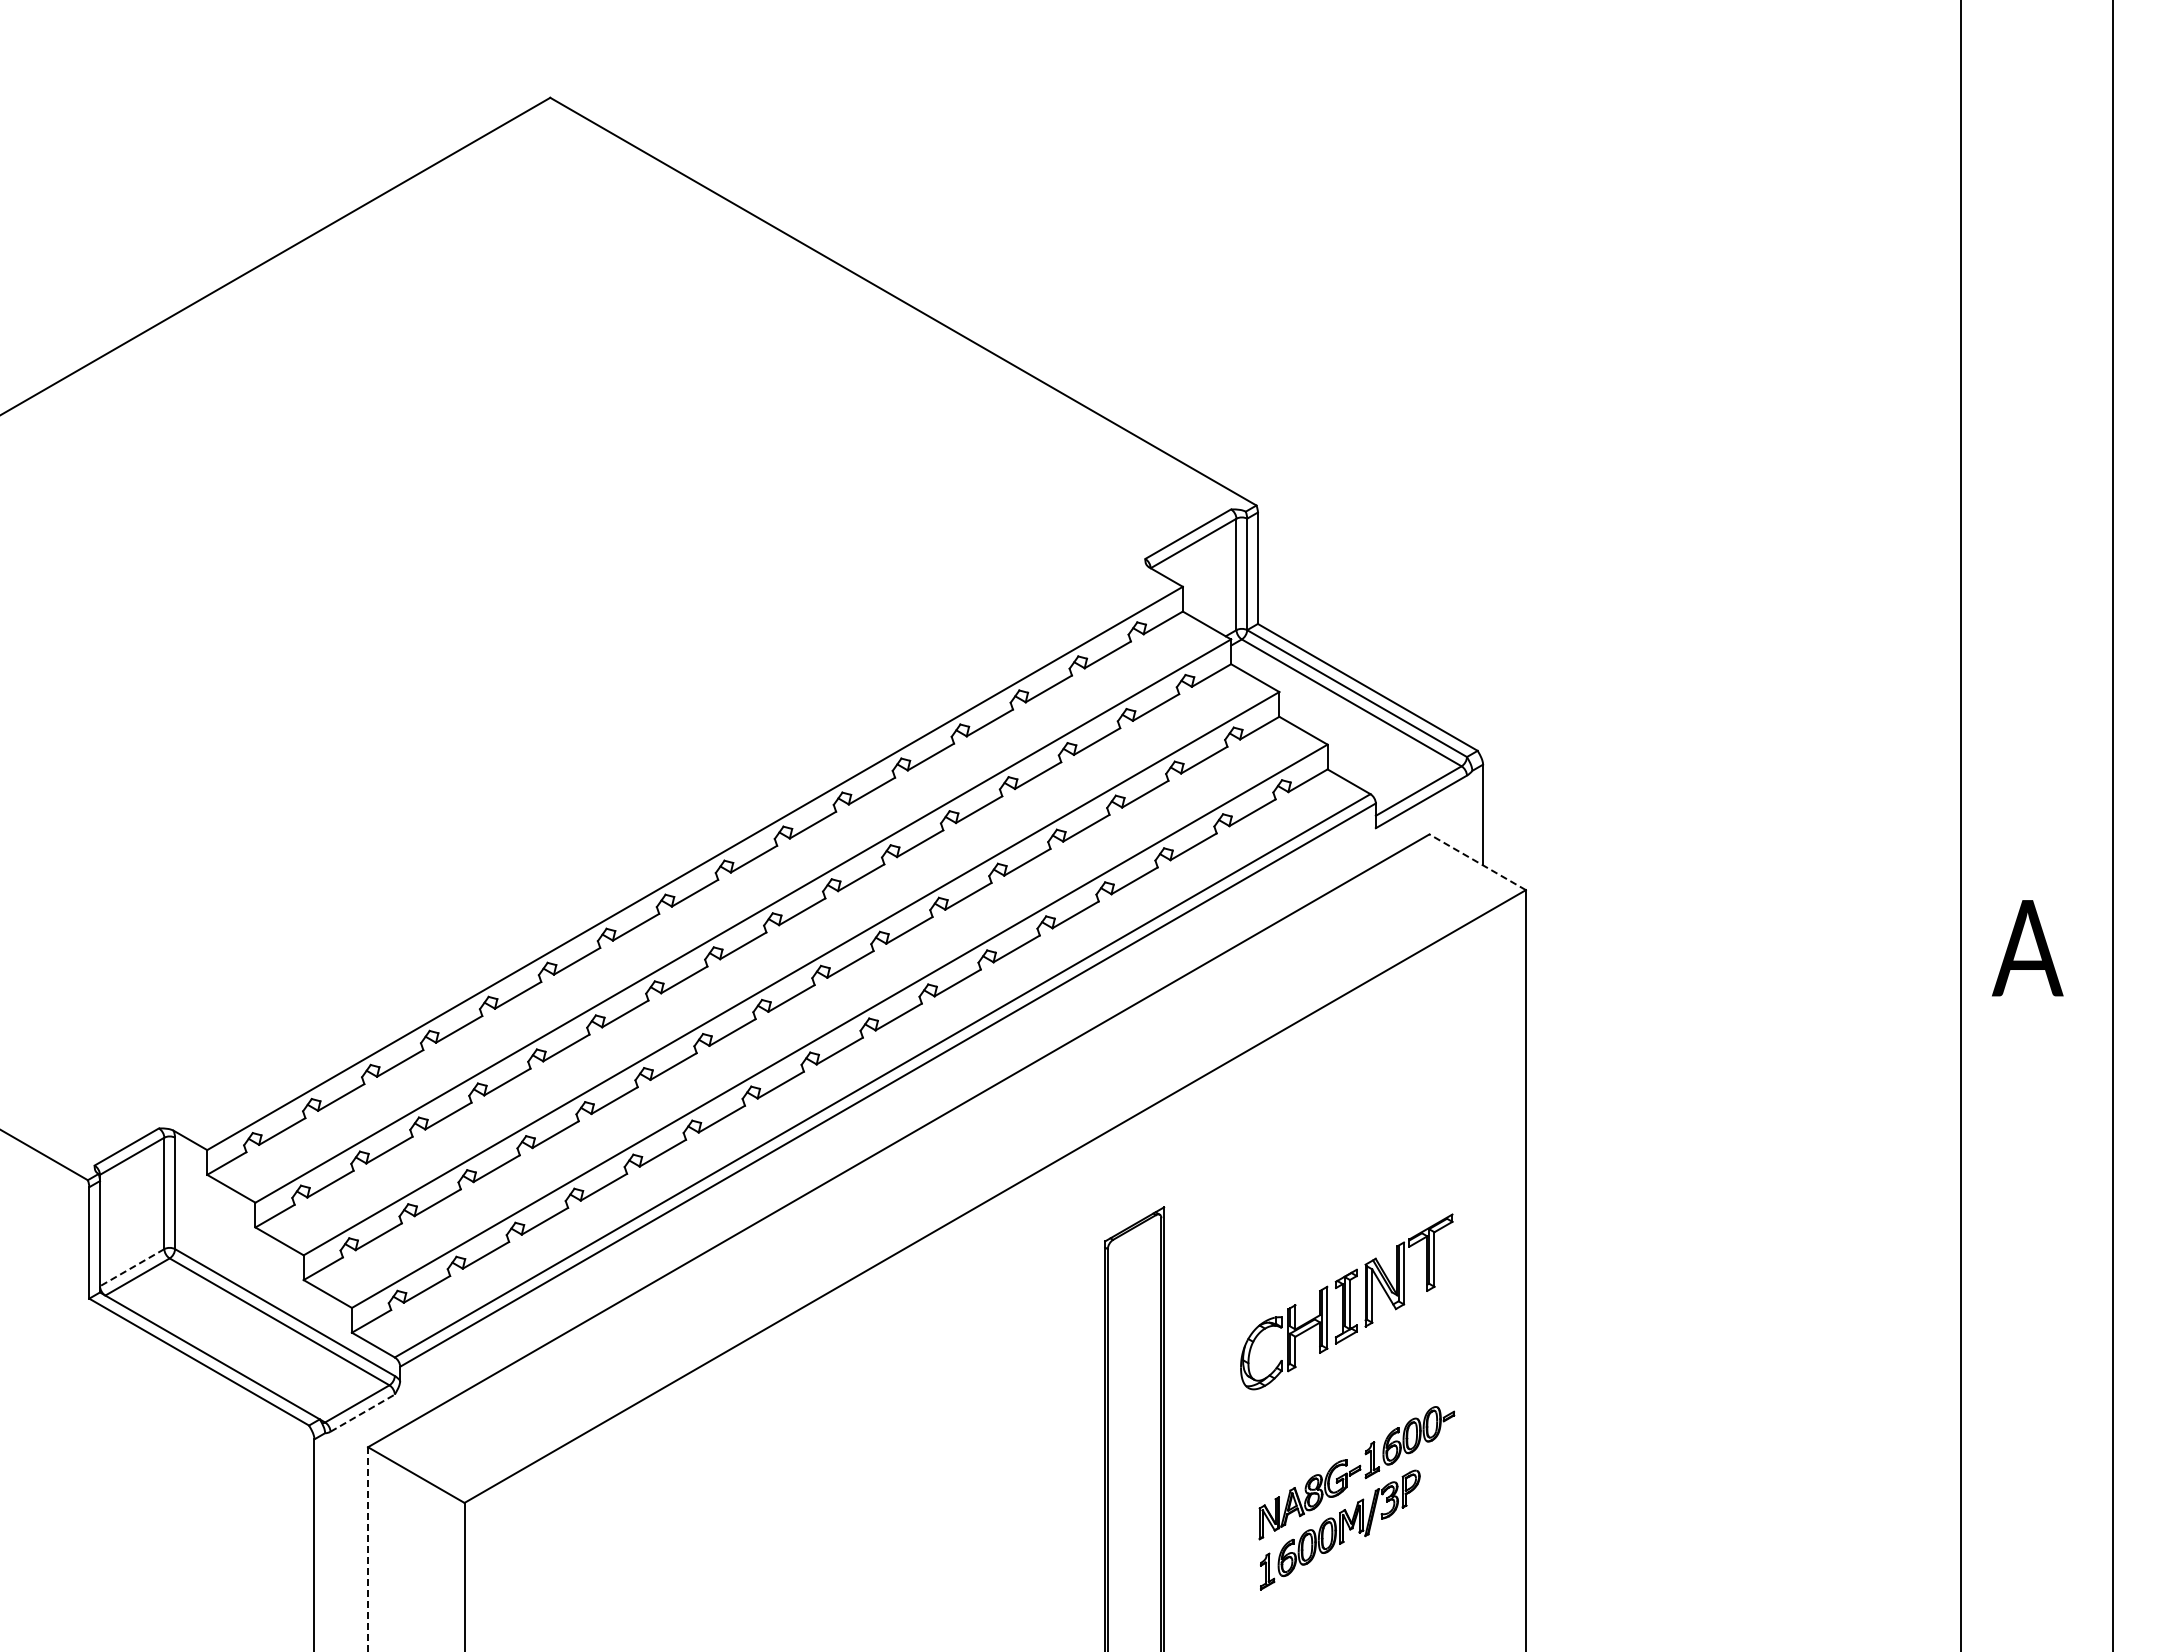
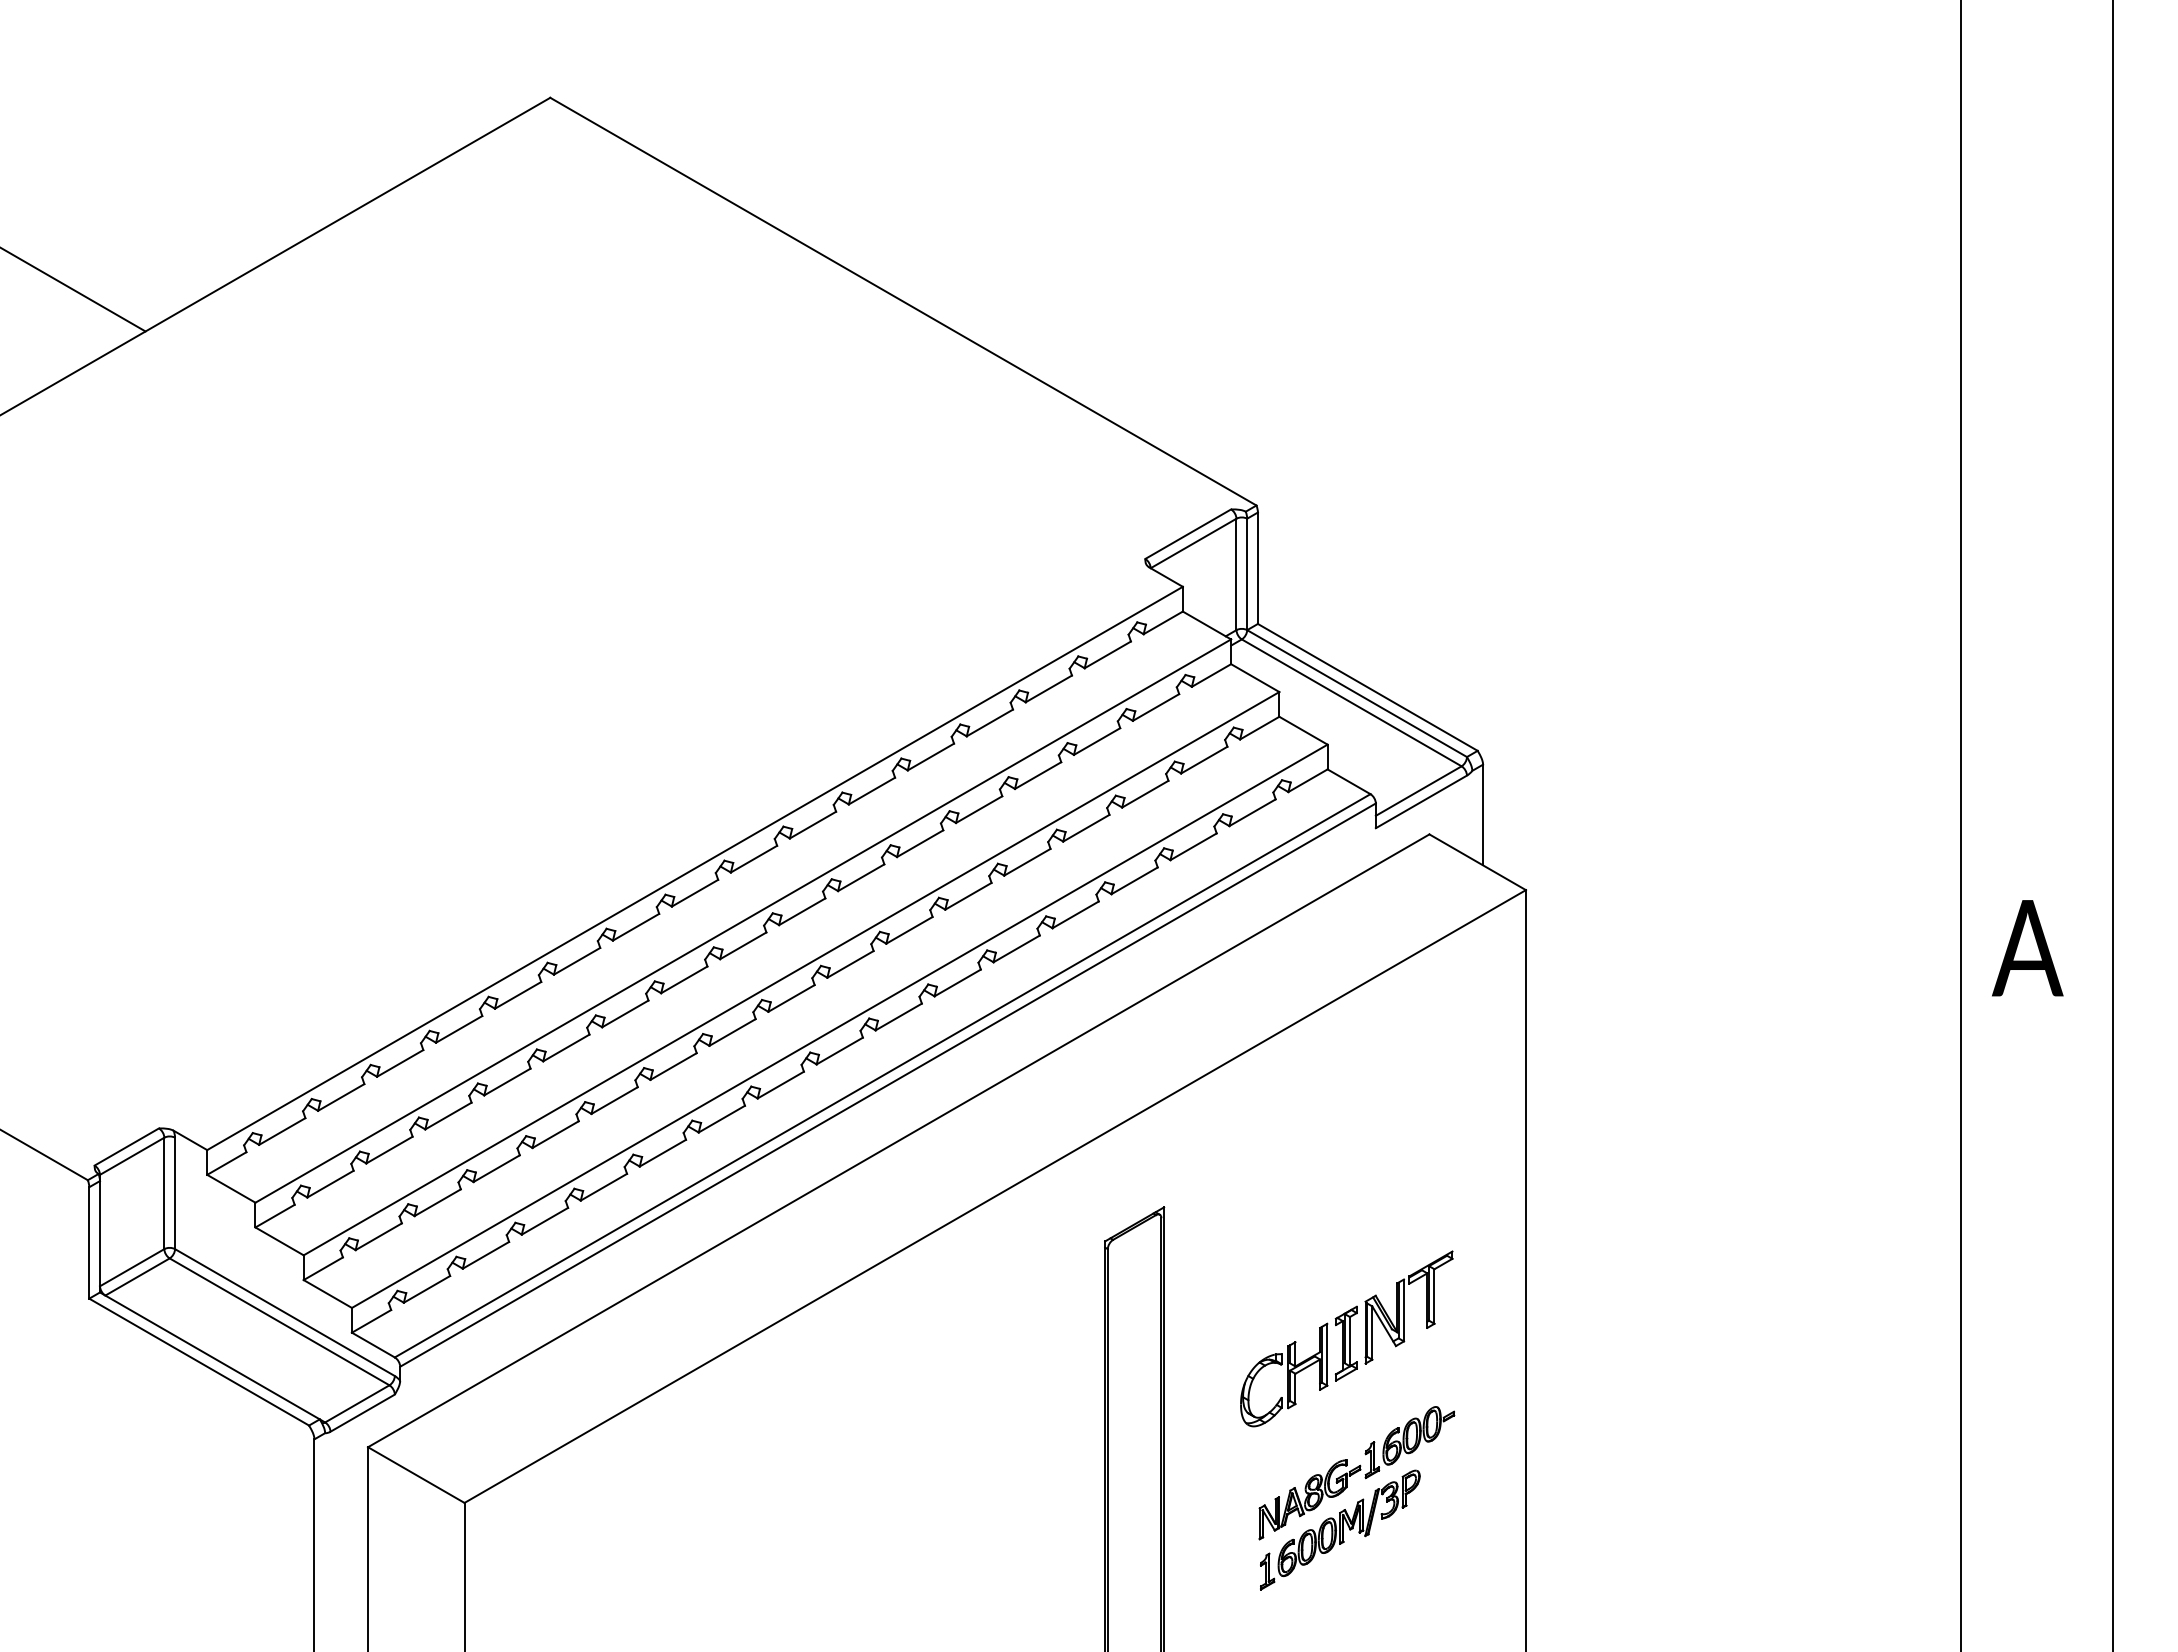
line: none -> present (73, 289)
line: dashed -> solid (1477, 862)
line: dashed -> solid (131, 1267)
part position: (1346, 1301) -> (1346, 1338) (1346, 1338)
line: dashed -> solid (363, 1412)
line: dashed -> solid (368, 1549)
